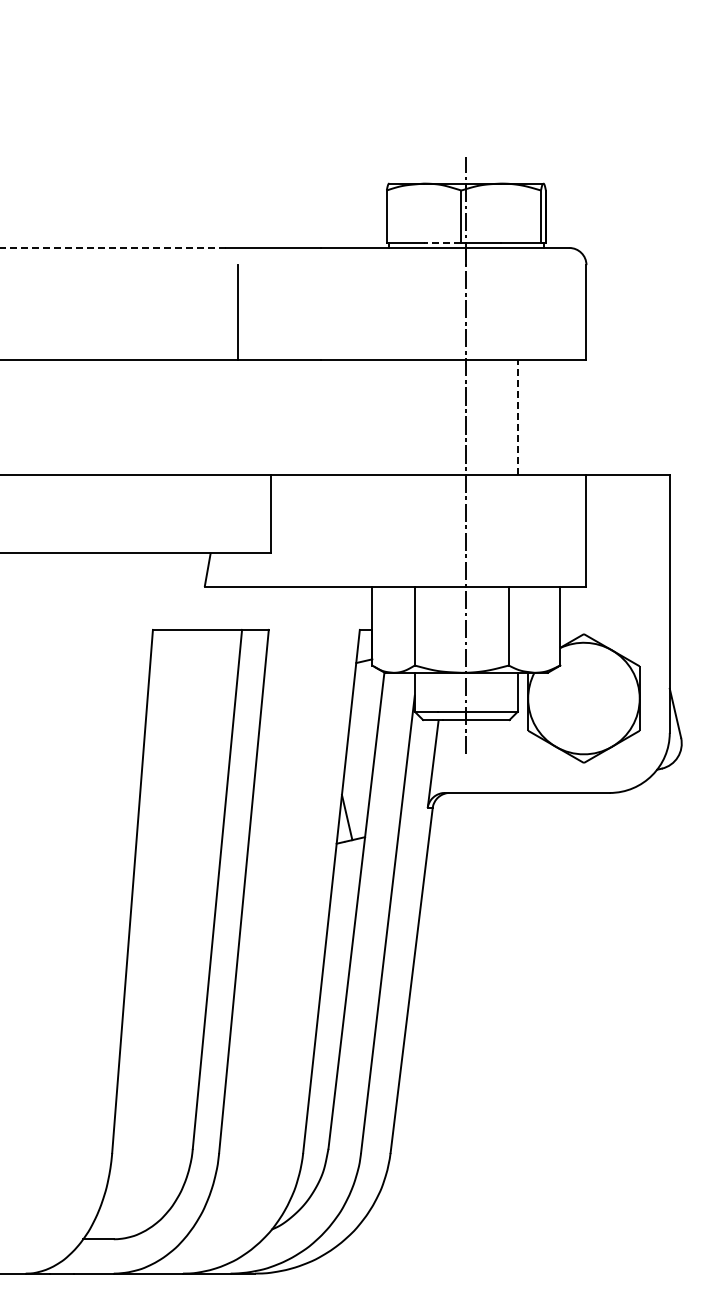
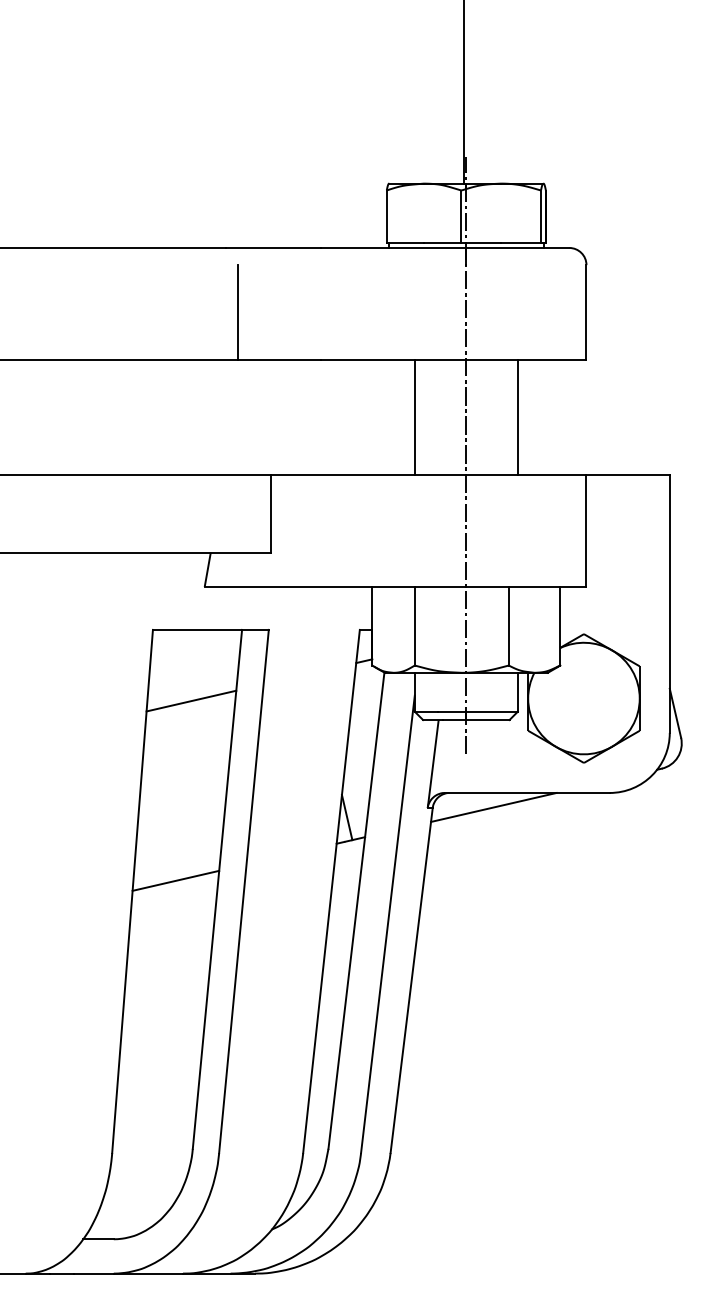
line: none -> present (463, 92)
line: dashed -> solid (442, 242)
line: dashed -> solid (113, 247)
line: none -> present (414, 417)
line: dashed -> solid (517, 417)
line: none -> present (191, 700)
line: none -> present (493, 806)
line: none -> present (175, 880)
